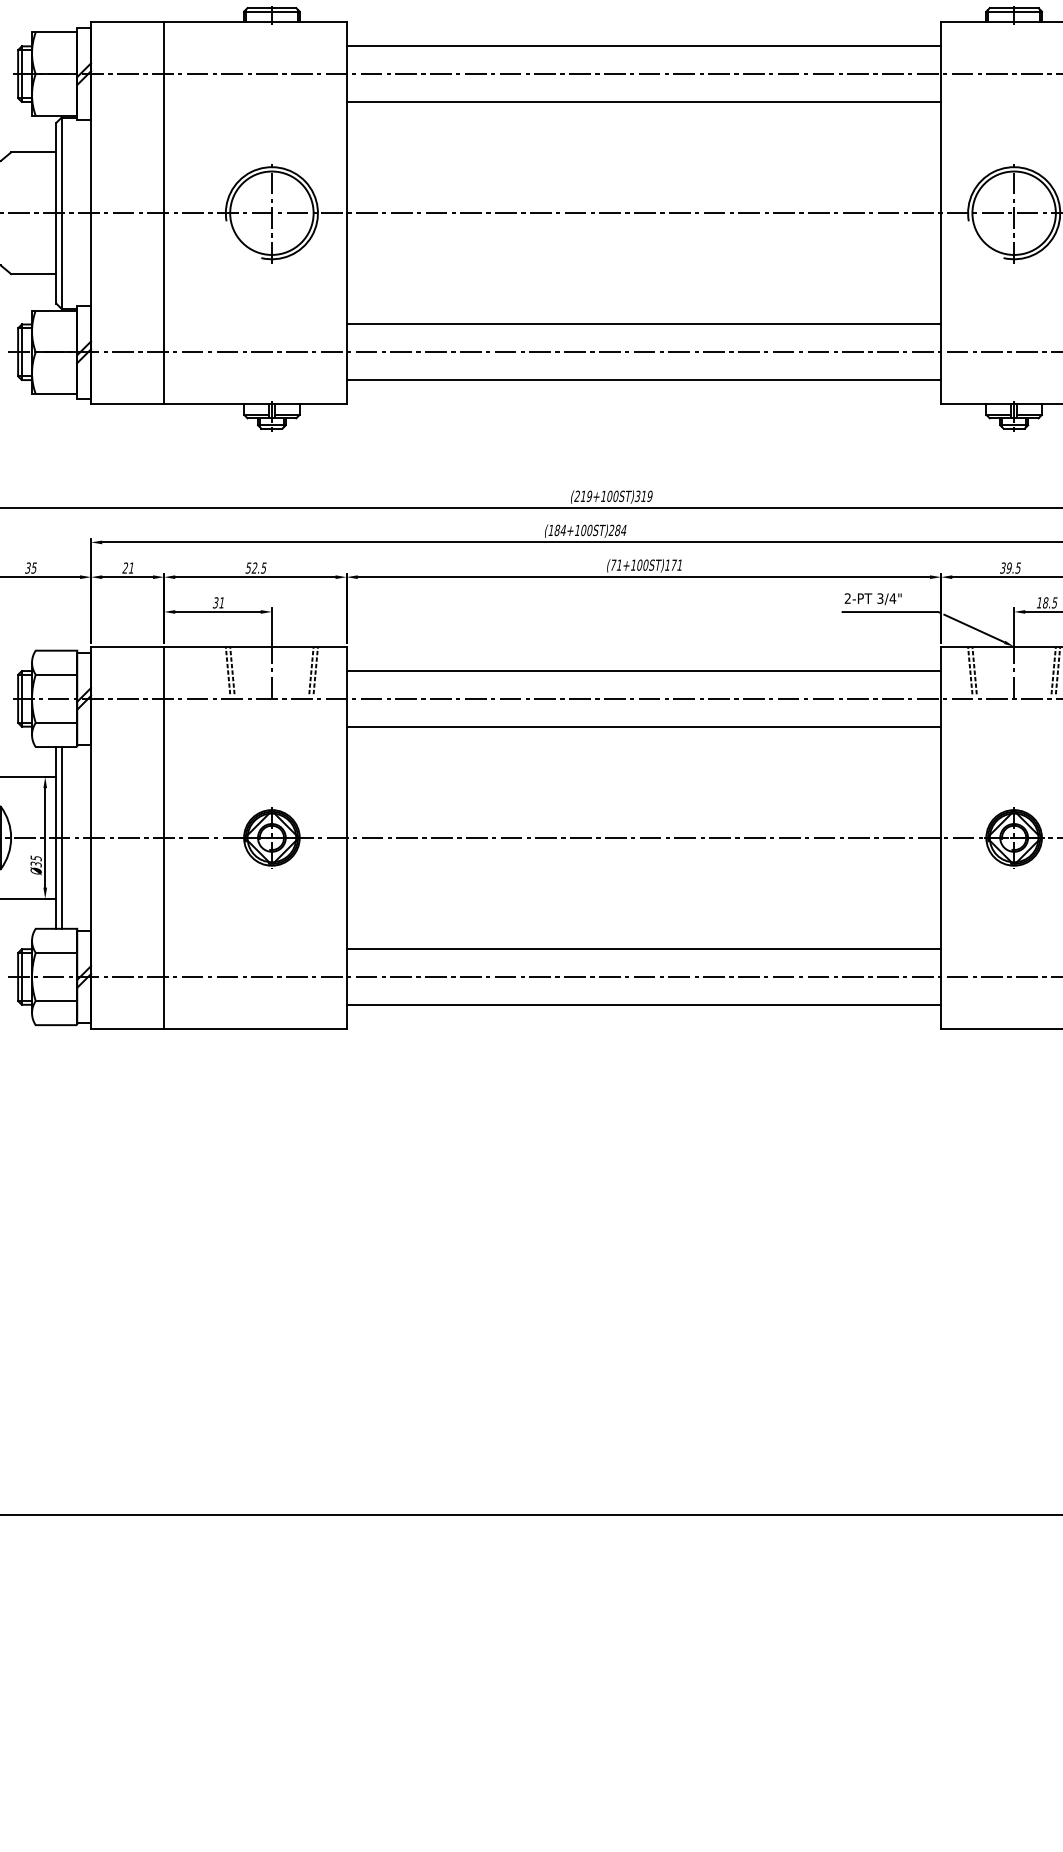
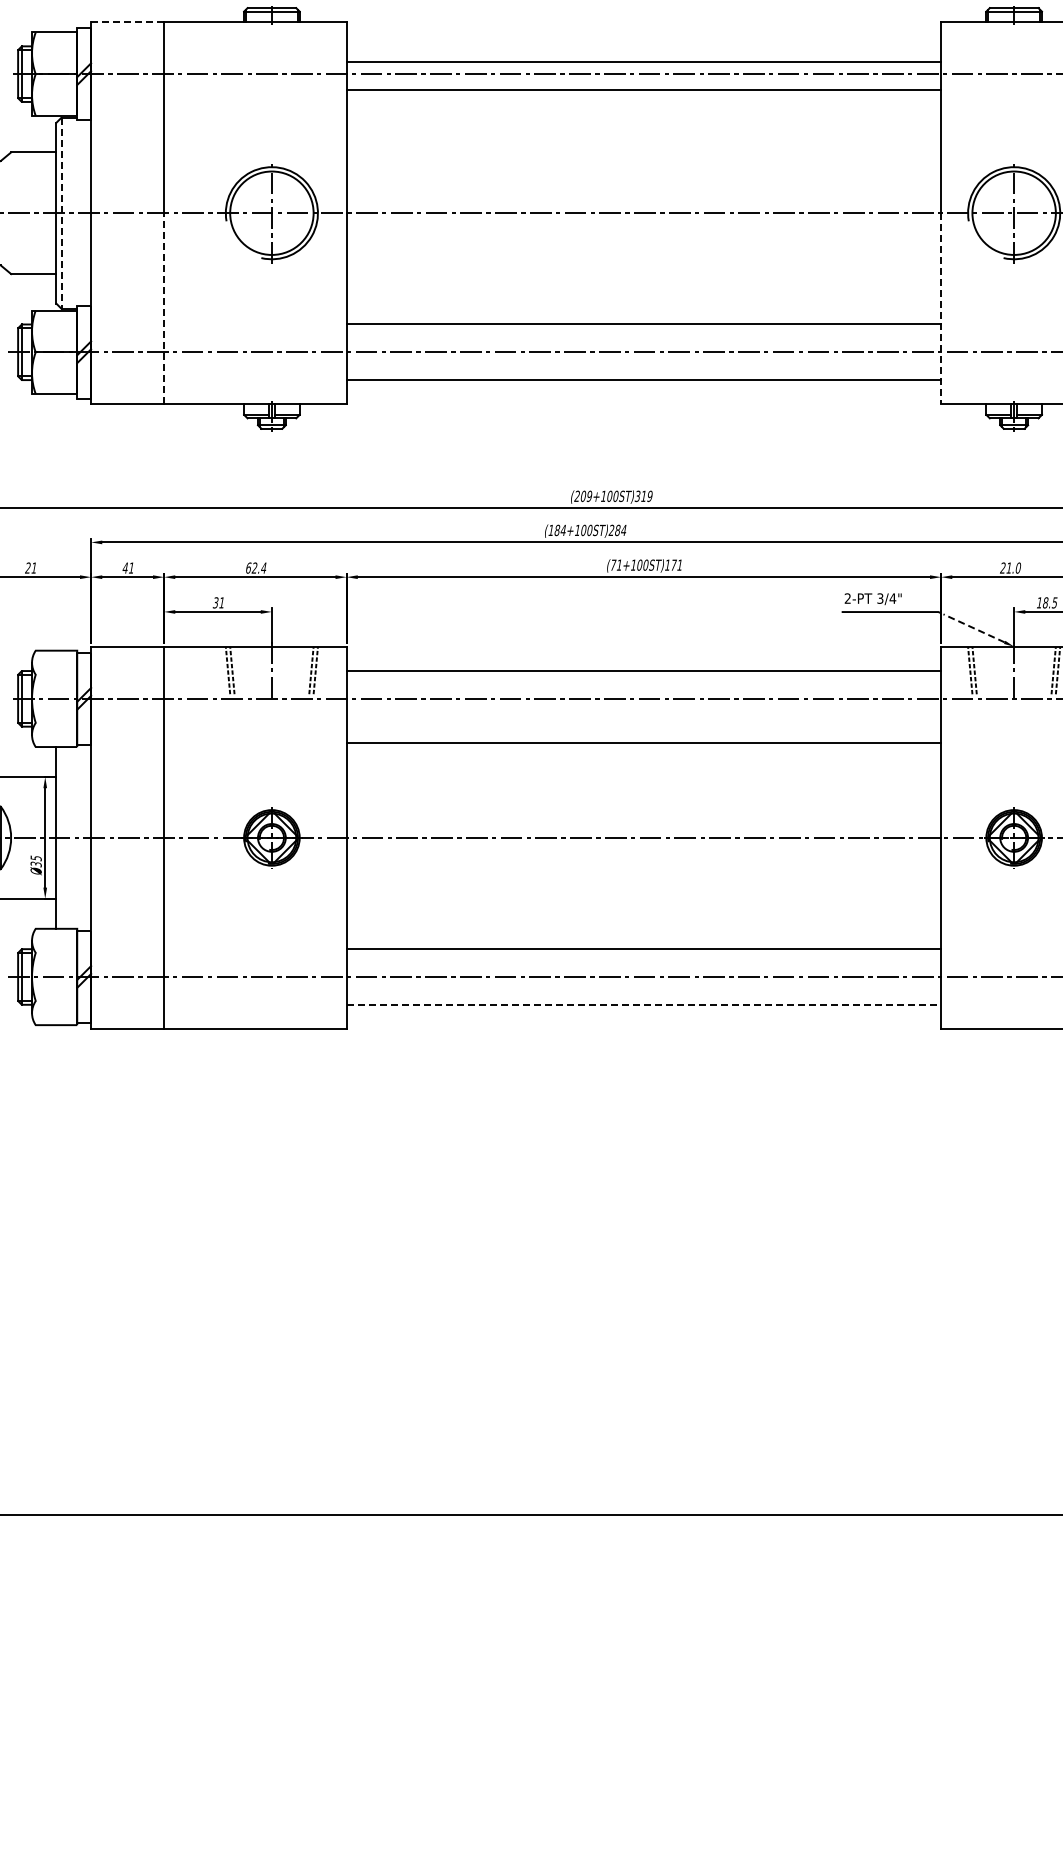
line: solid -> dashed (127, 22)
line position: (643, 46) -> (643, 62) (643, 62)
line position: (643, 101) -> (643, 89) (643, 89)
line: solid -> dashed (61, 213)
line: solid -> dashed (164, 308)
line: solid -> dashed (941, 308)
text: (219+100ST)319 -> (209+100ST)319 (583, 496)
text: 35 -> 21 (30, 567)
text: 21 -> 41 (125, 567)
text: 52.5 -> 62.4 (255, 567)
text: 39.5 -> 21.0 (1010, 567)
line: solid -> dashed (974, 628)
line: present -> none (56, 674)
line: present -> none (56, 722)
line position: (643, 726) -> (643, 742) (643, 742)
line: present -> none (61, 837)
line: present -> none (56, 952)
line: present -> none (56, 1001)
line: solid -> dashed (644, 1004)
